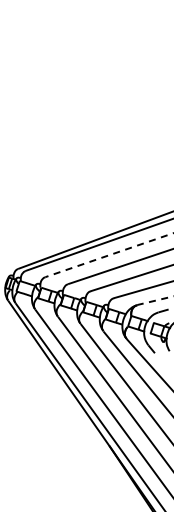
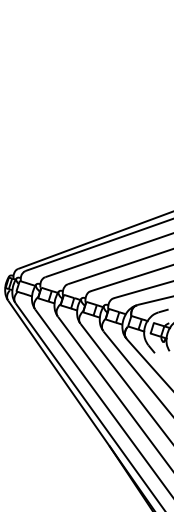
line: dashed -> solid (109, 255)
line: dashed -> solid (154, 300)
